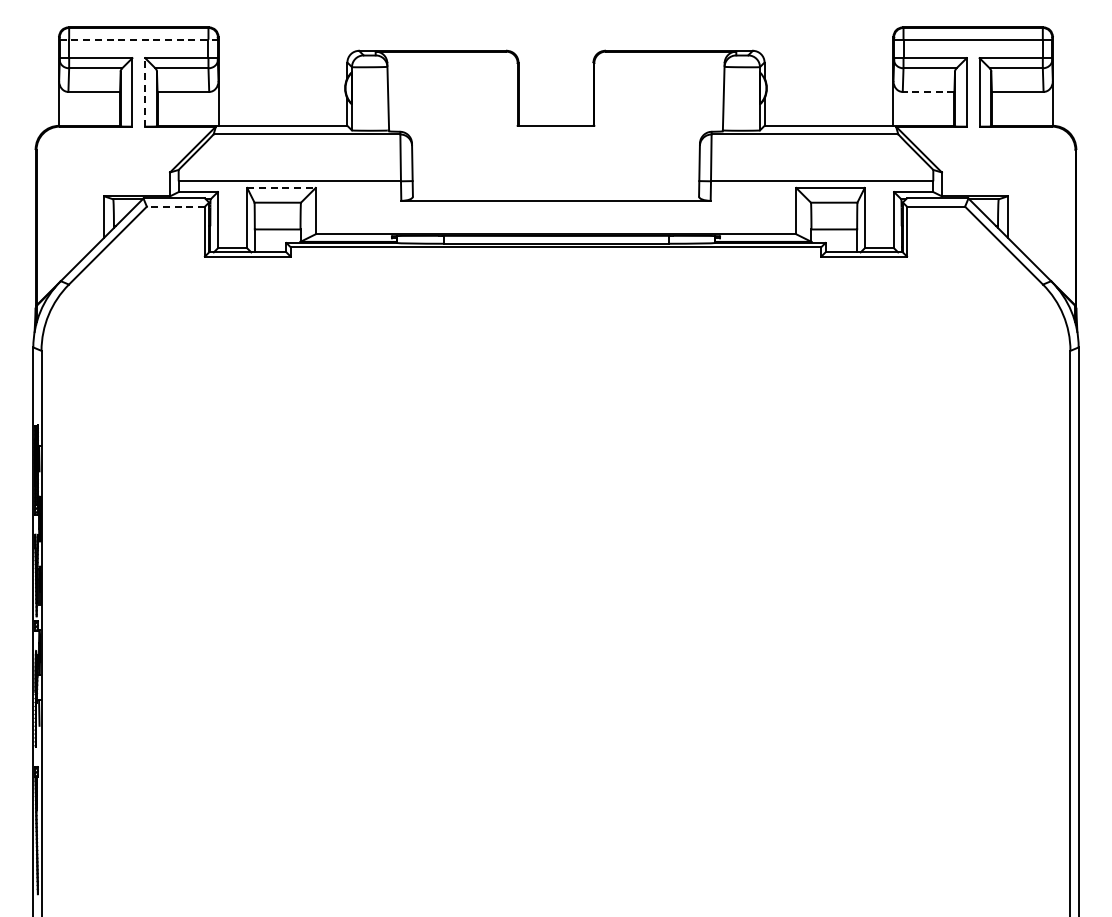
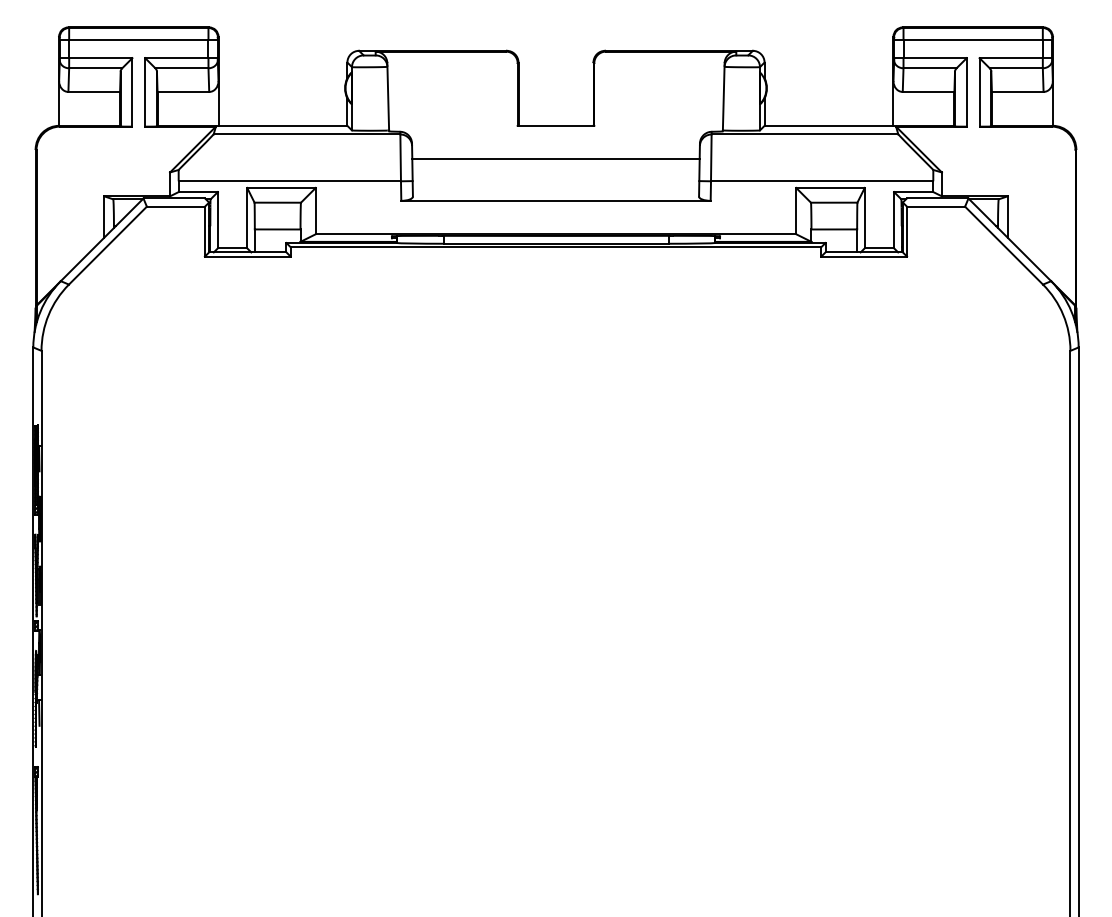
line: dashed -> solid (139, 39)
line: dashed -> solid (145, 91)
line: dashed -> solid (928, 91)
line: none -> present (555, 158)
line: dashed -> solid (282, 187)
line: dashed -> solid (175, 206)
